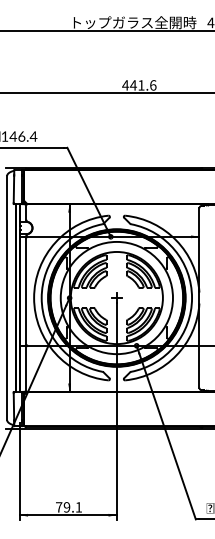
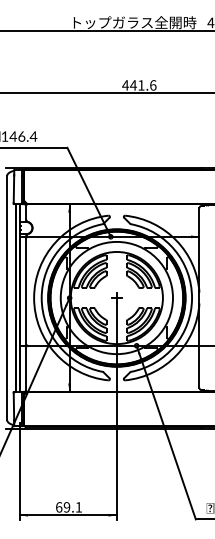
text: 79.1 -> 69.1 (59, 507)
